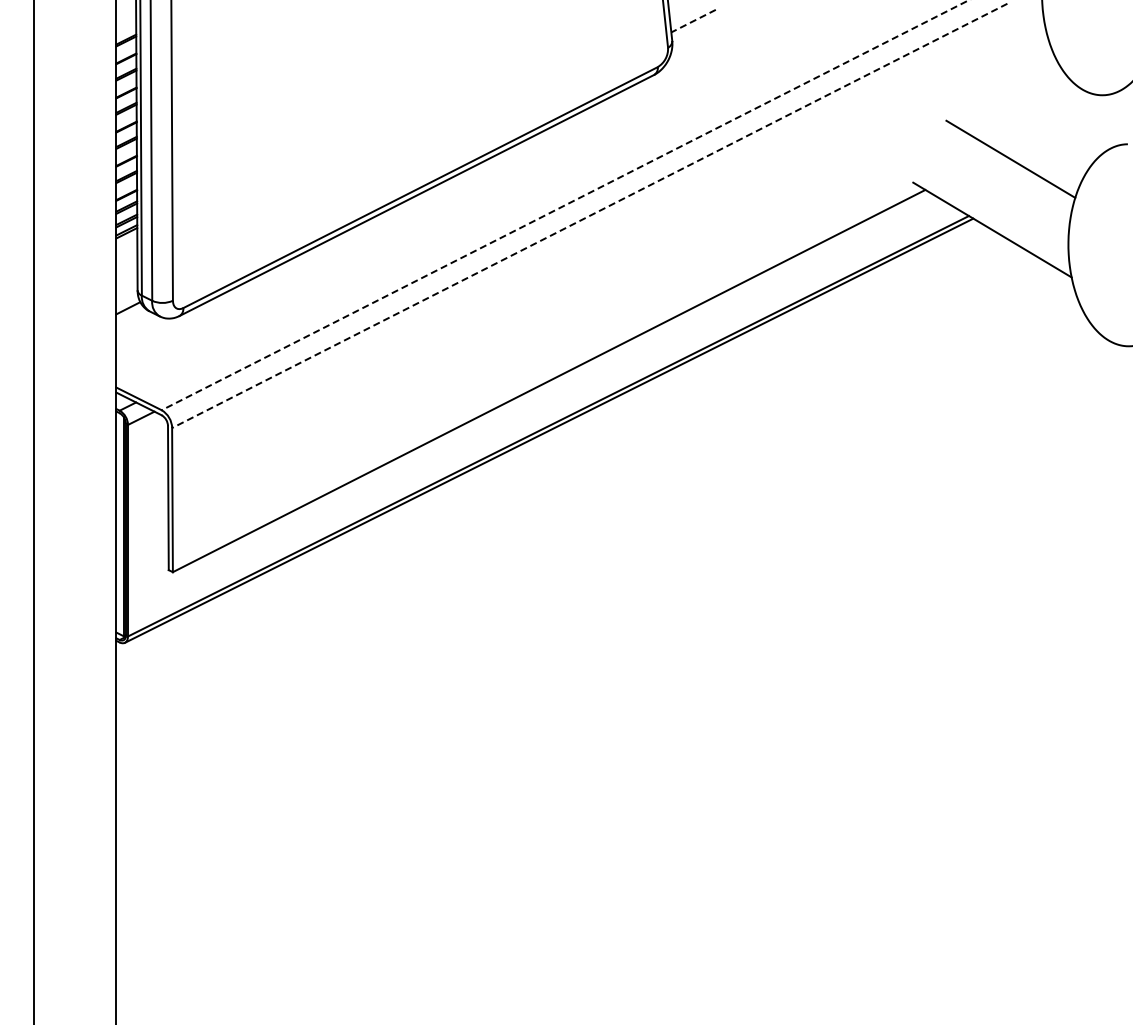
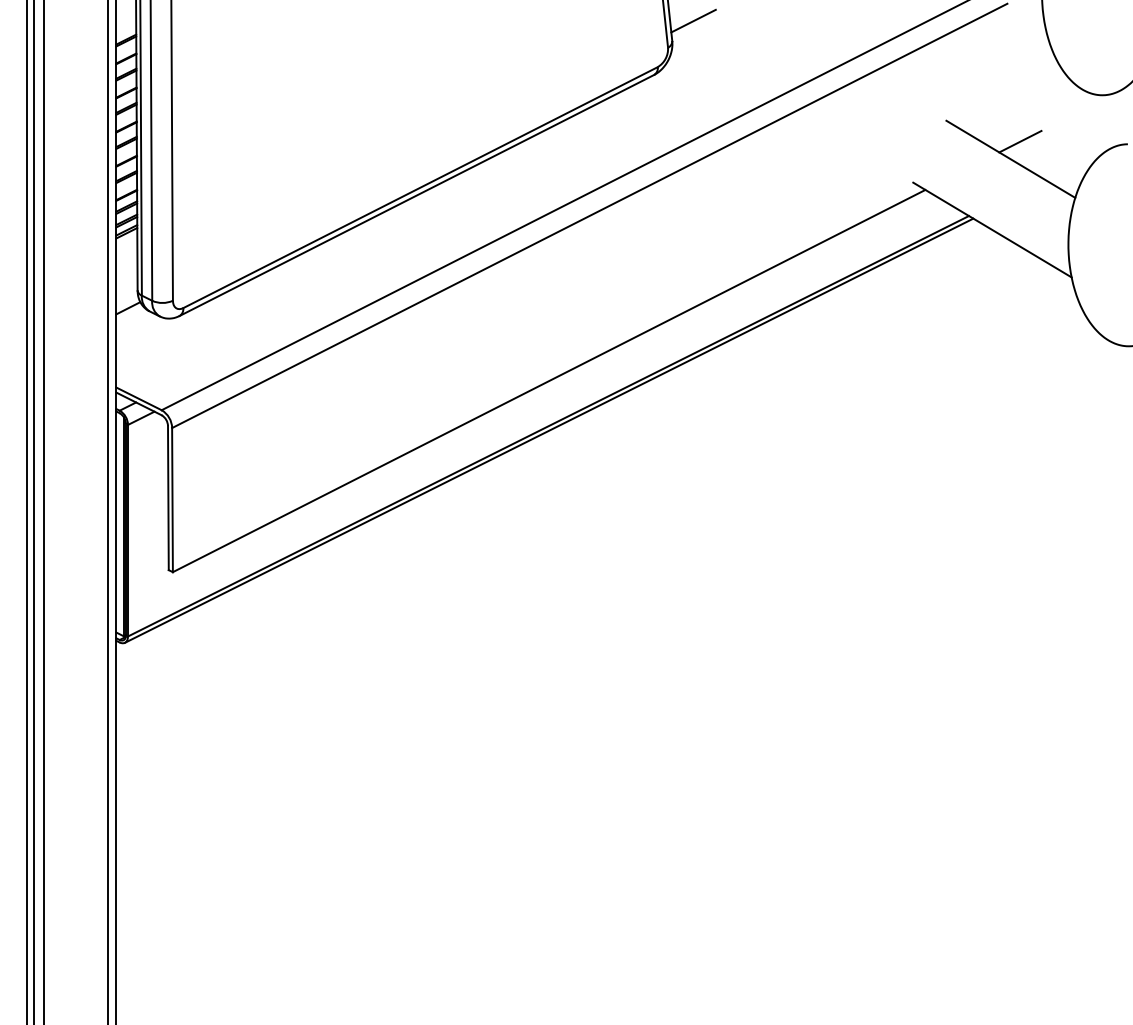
line: dashed -> solid (693, 21)
line: none -> present (1020, 141)
line: dashed -> solid (565, 205)
line: dashed -> solid (589, 216)
line: none -> present (27, 511)
line: none -> present (43, 511)
line: none -> present (107, 511)
